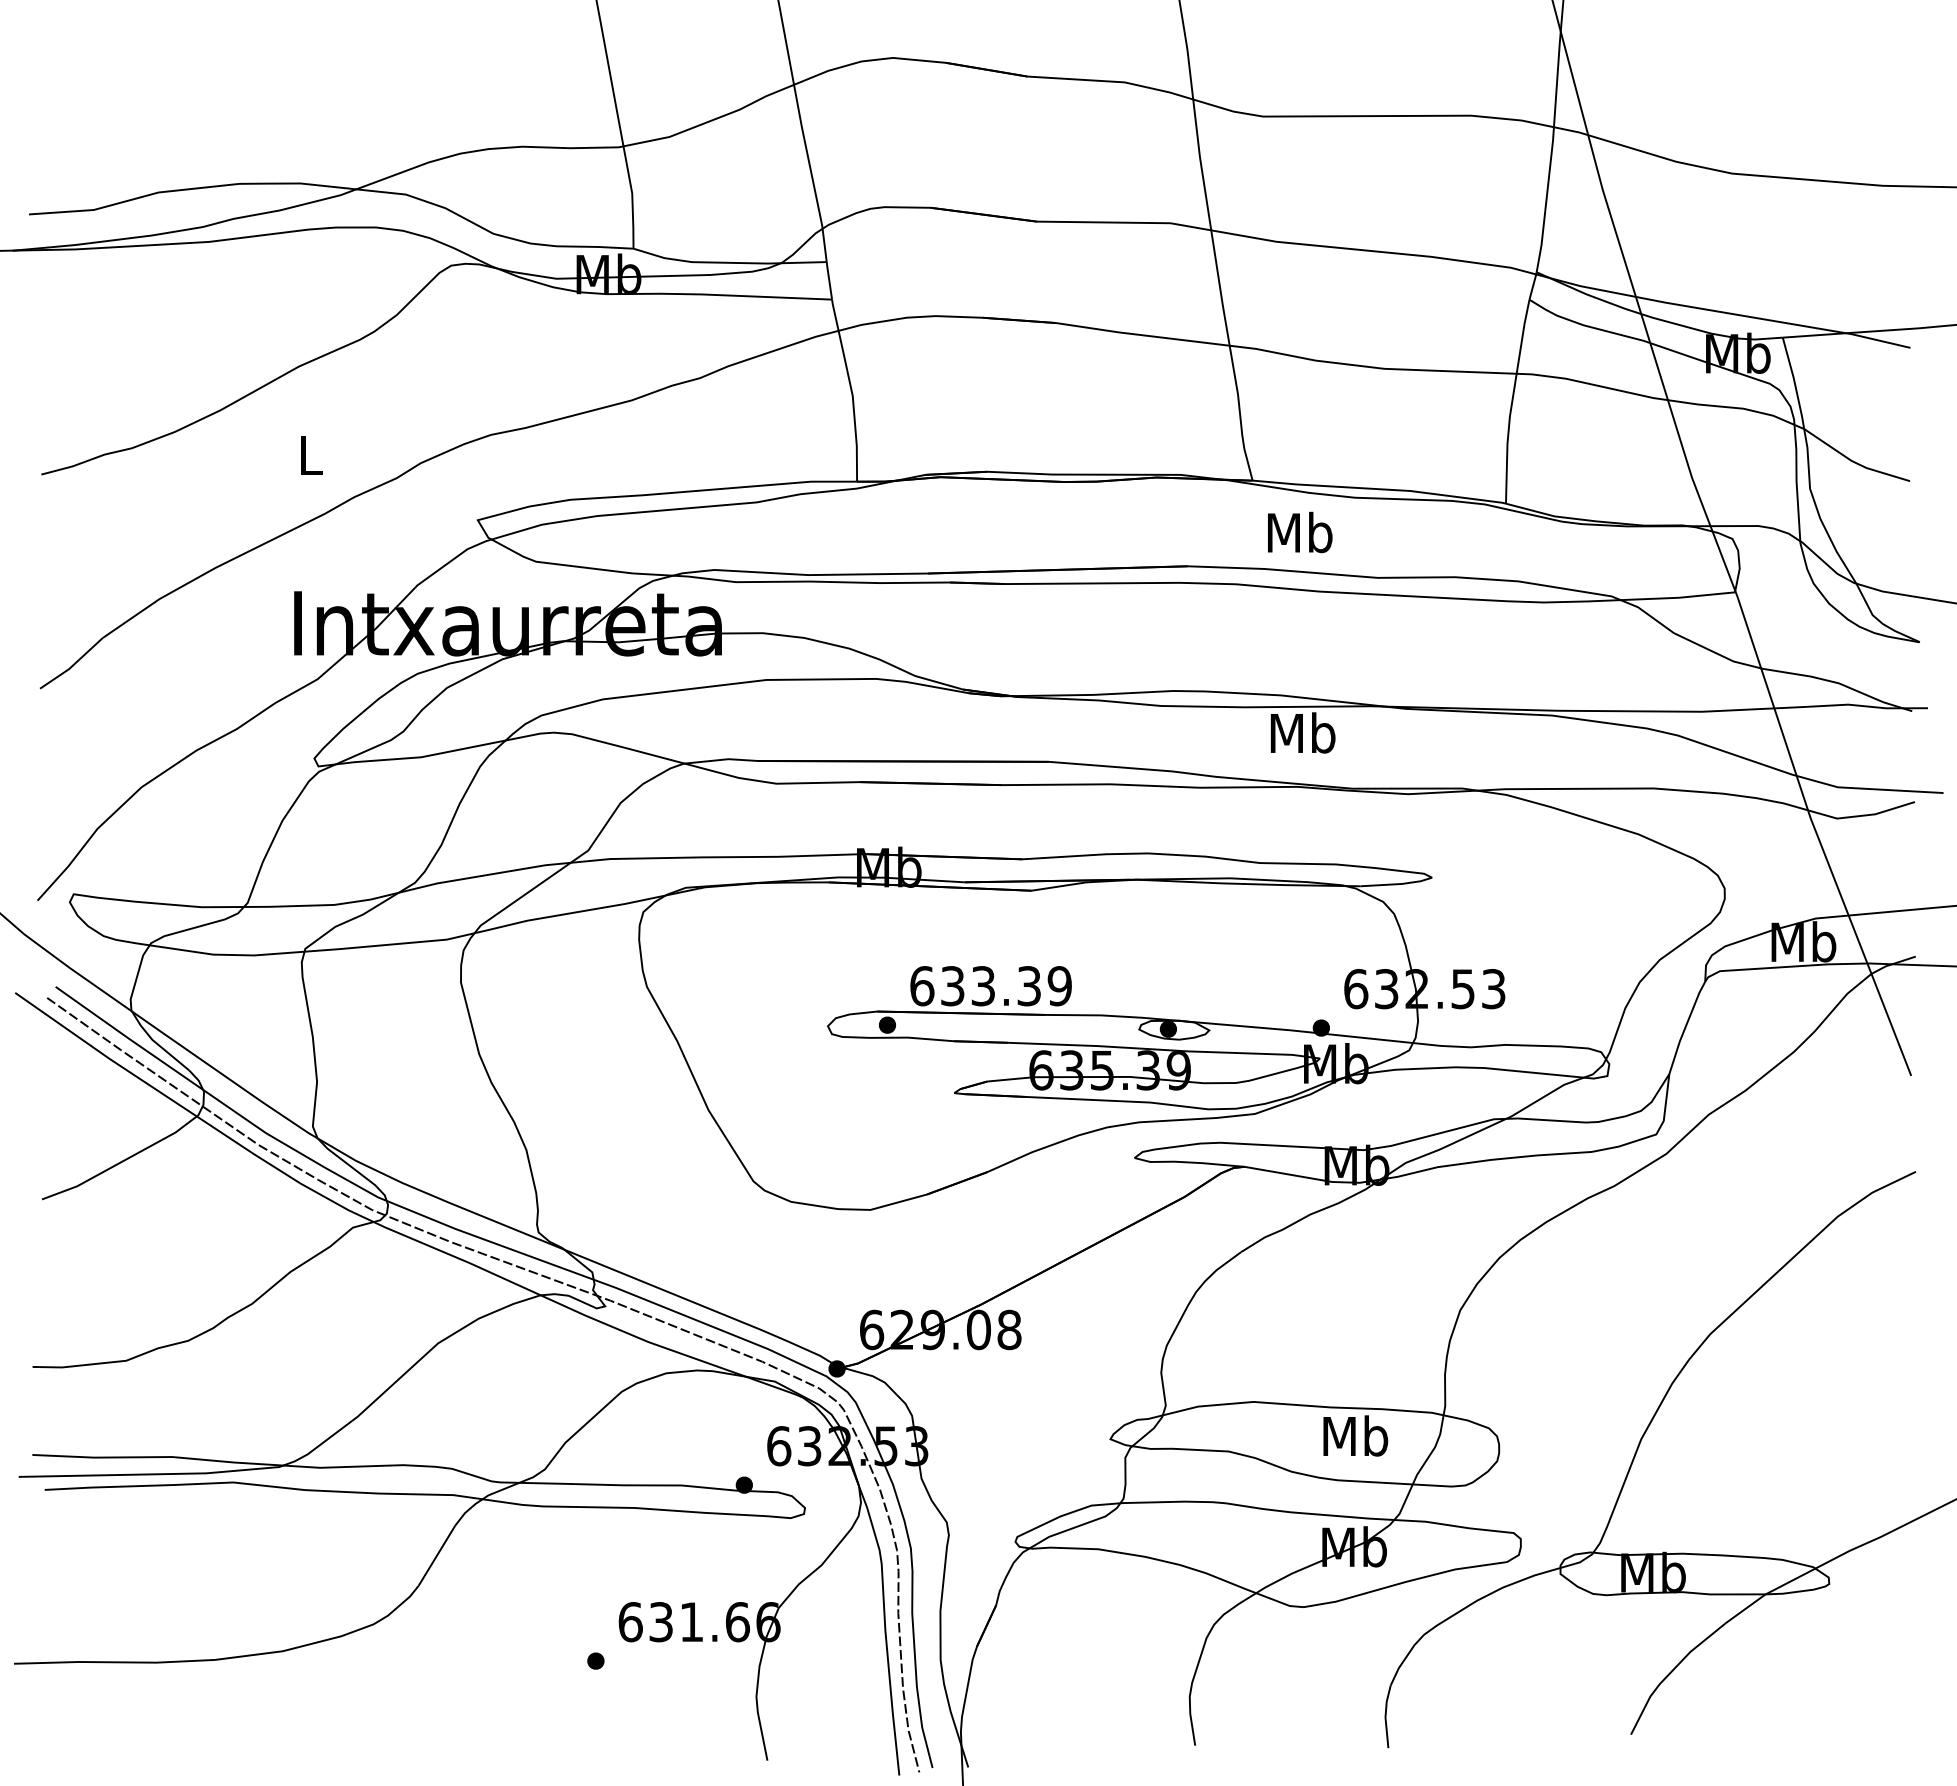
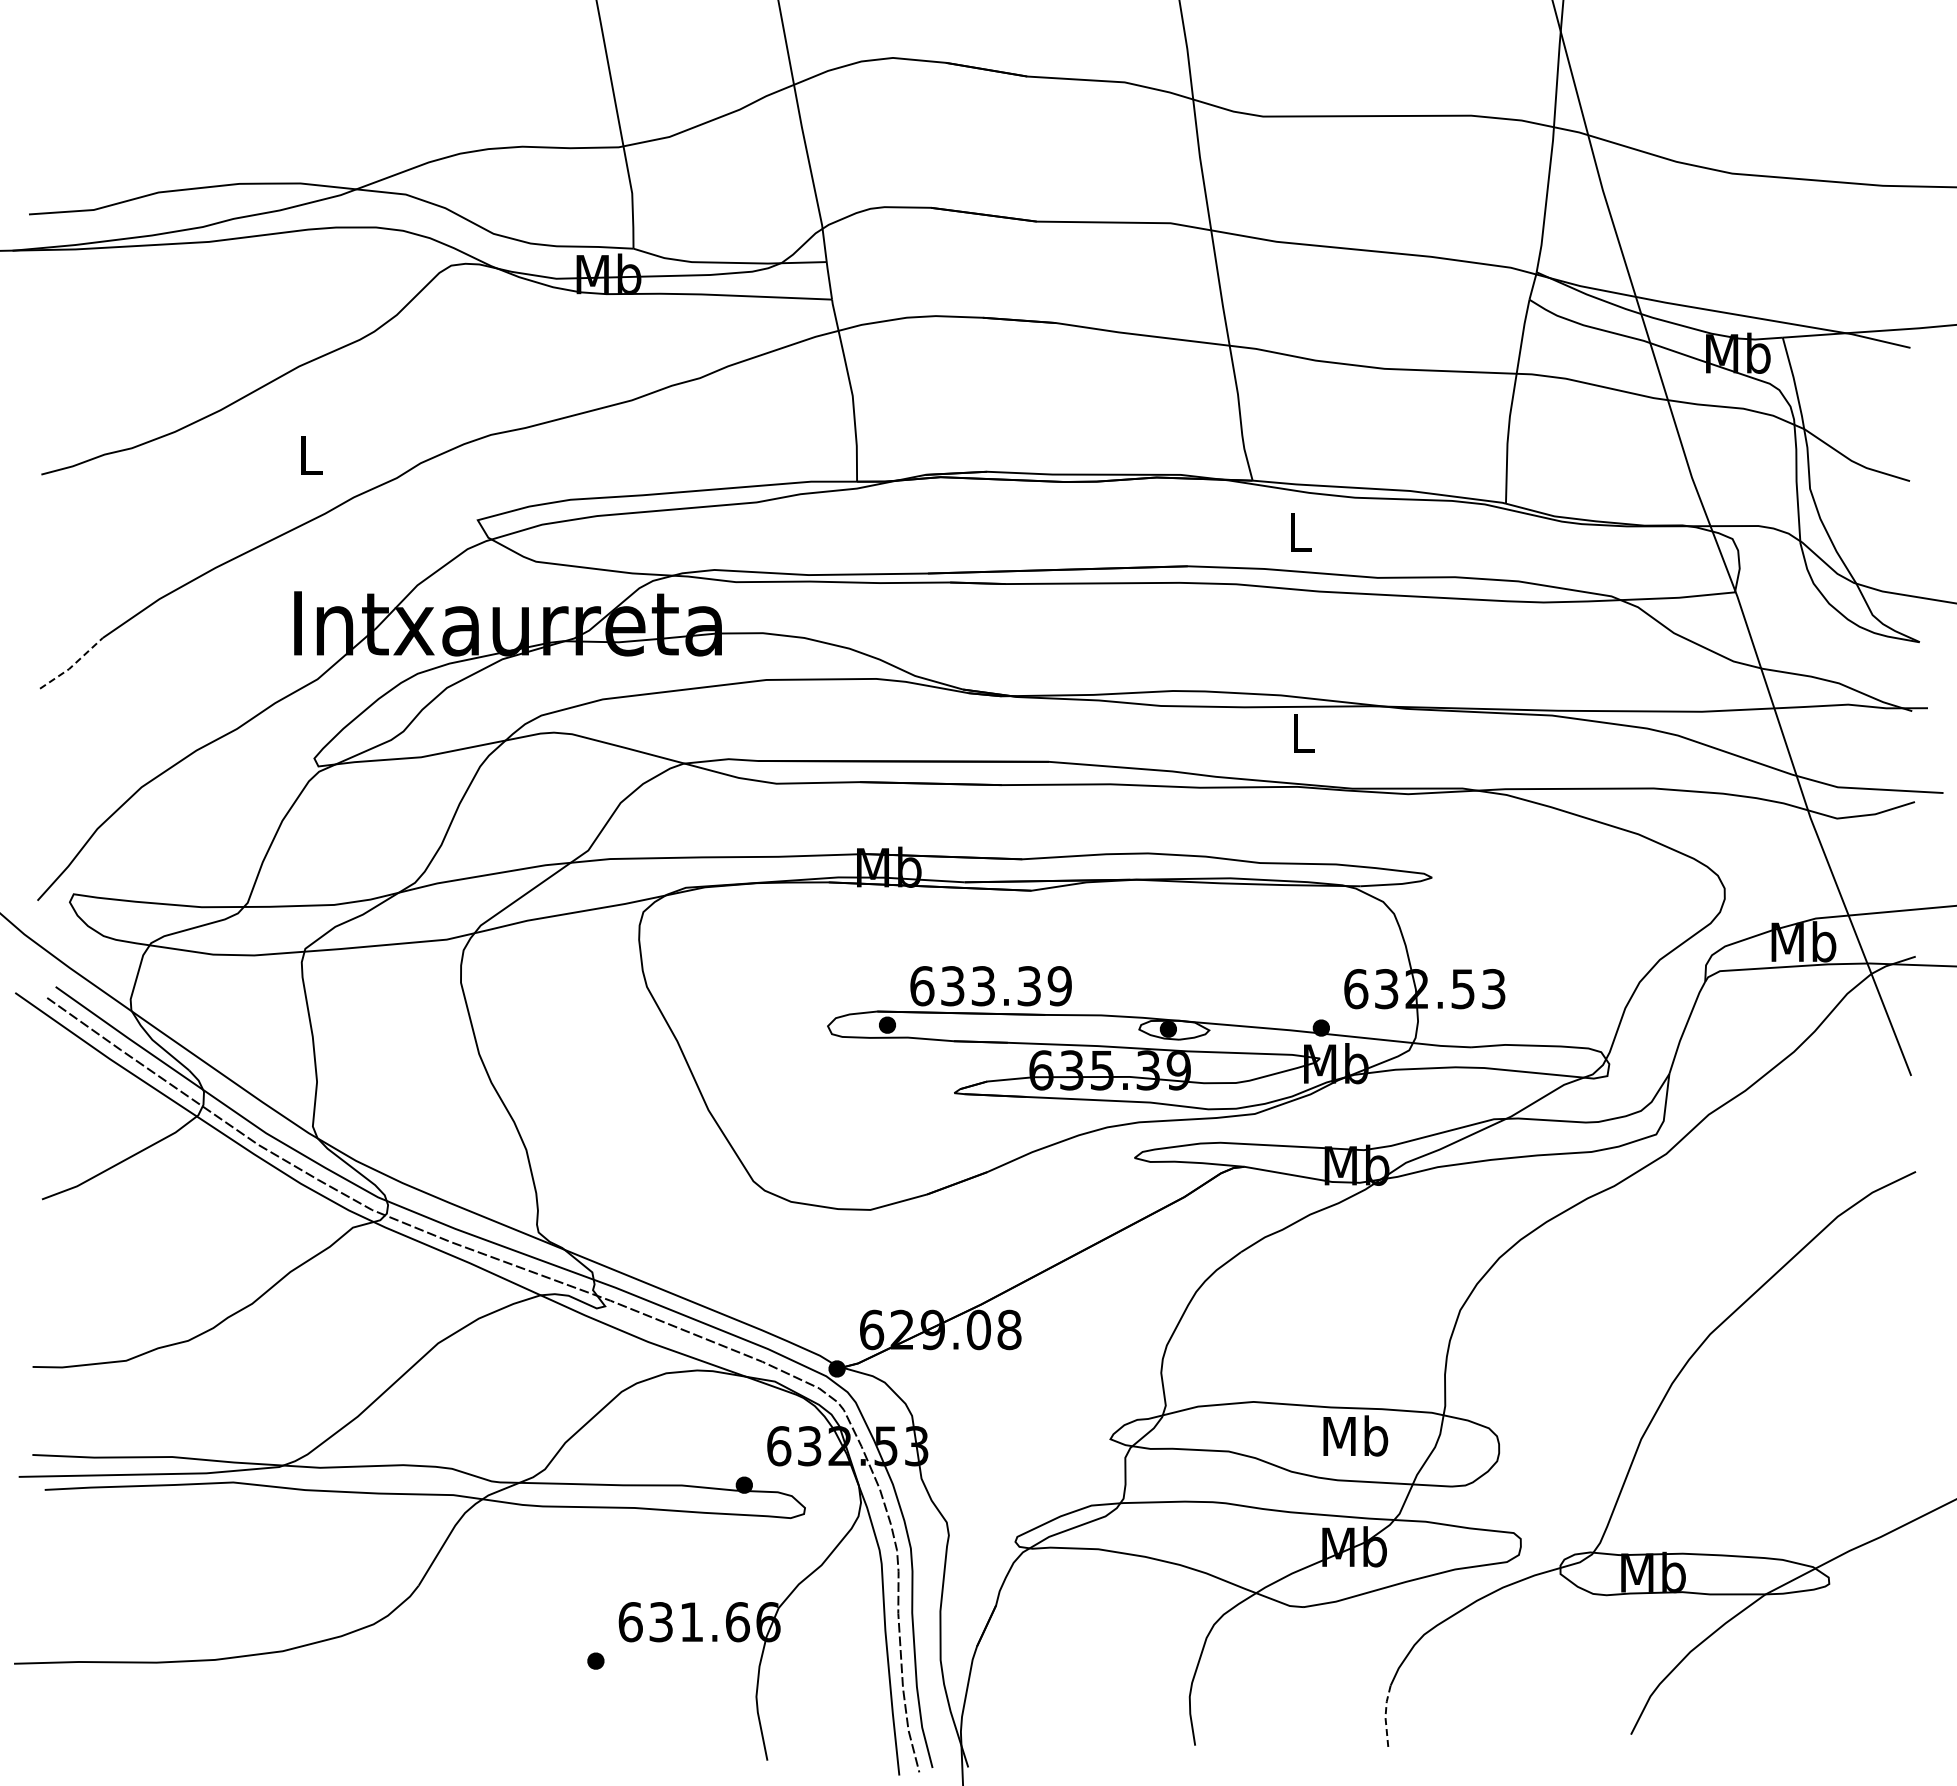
text: Mb -> L (1300, 532)
line: solid -> dashed (72, 665)
text: Mb -> L (1302, 732)
line: solid -> dashed (1385, 1716)
